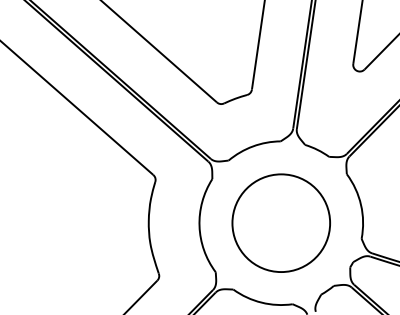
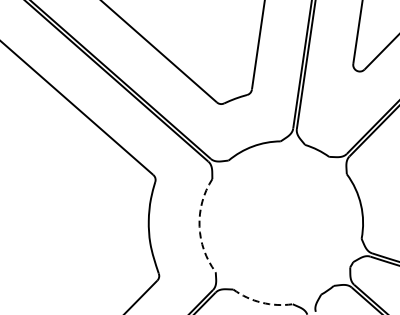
circle: present -> none (280, 222)
arc: solid -> dashed (199, 226)
arc: solid -> dashed (261, 302)
